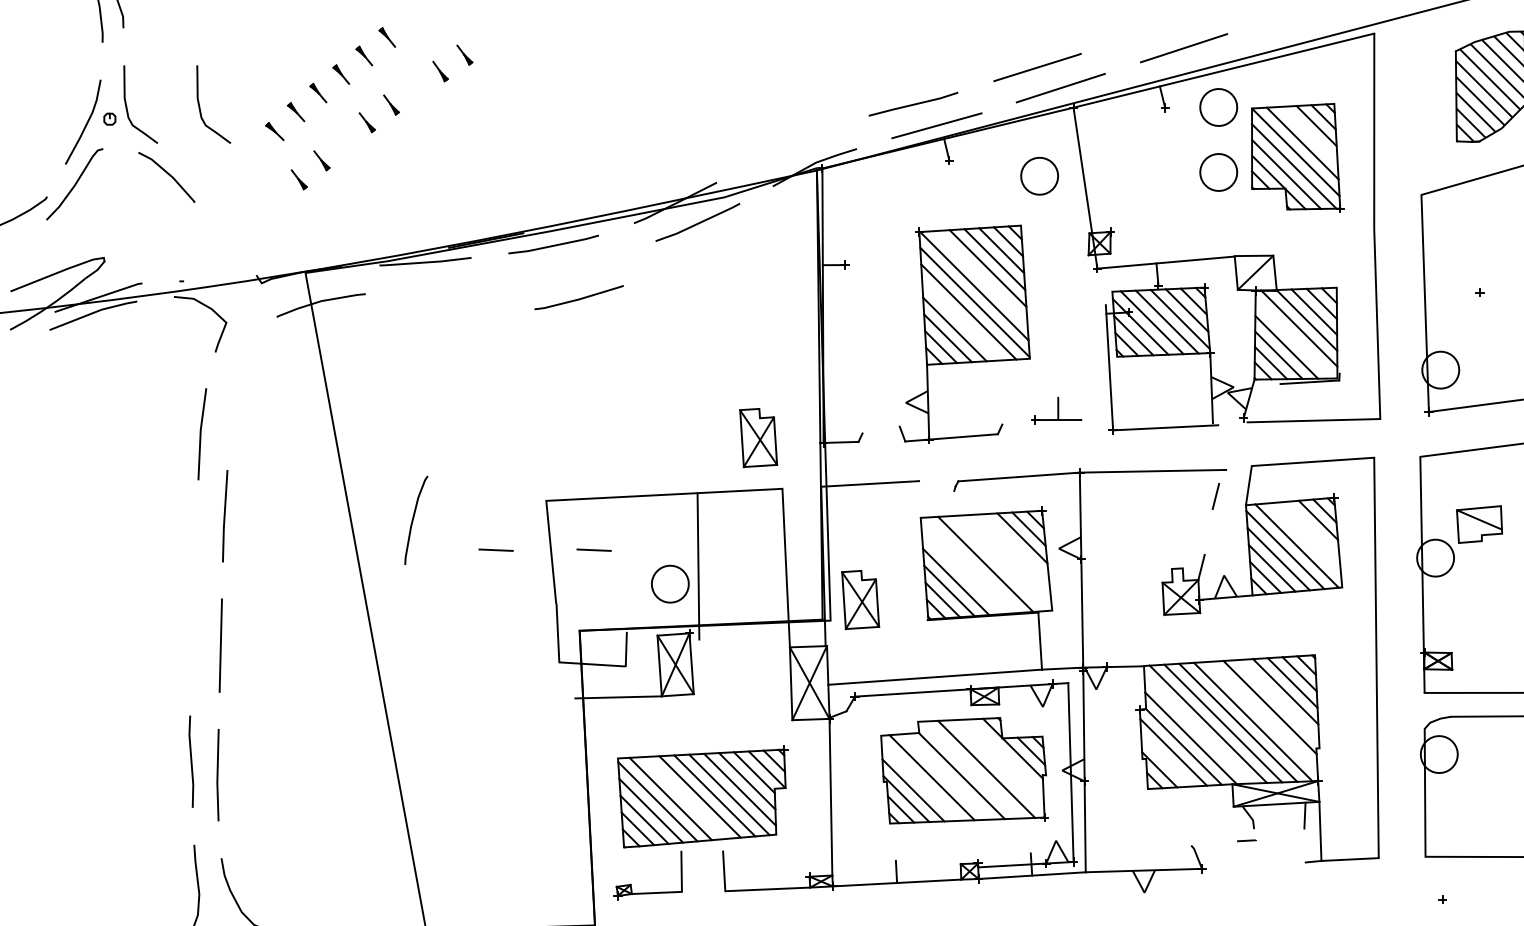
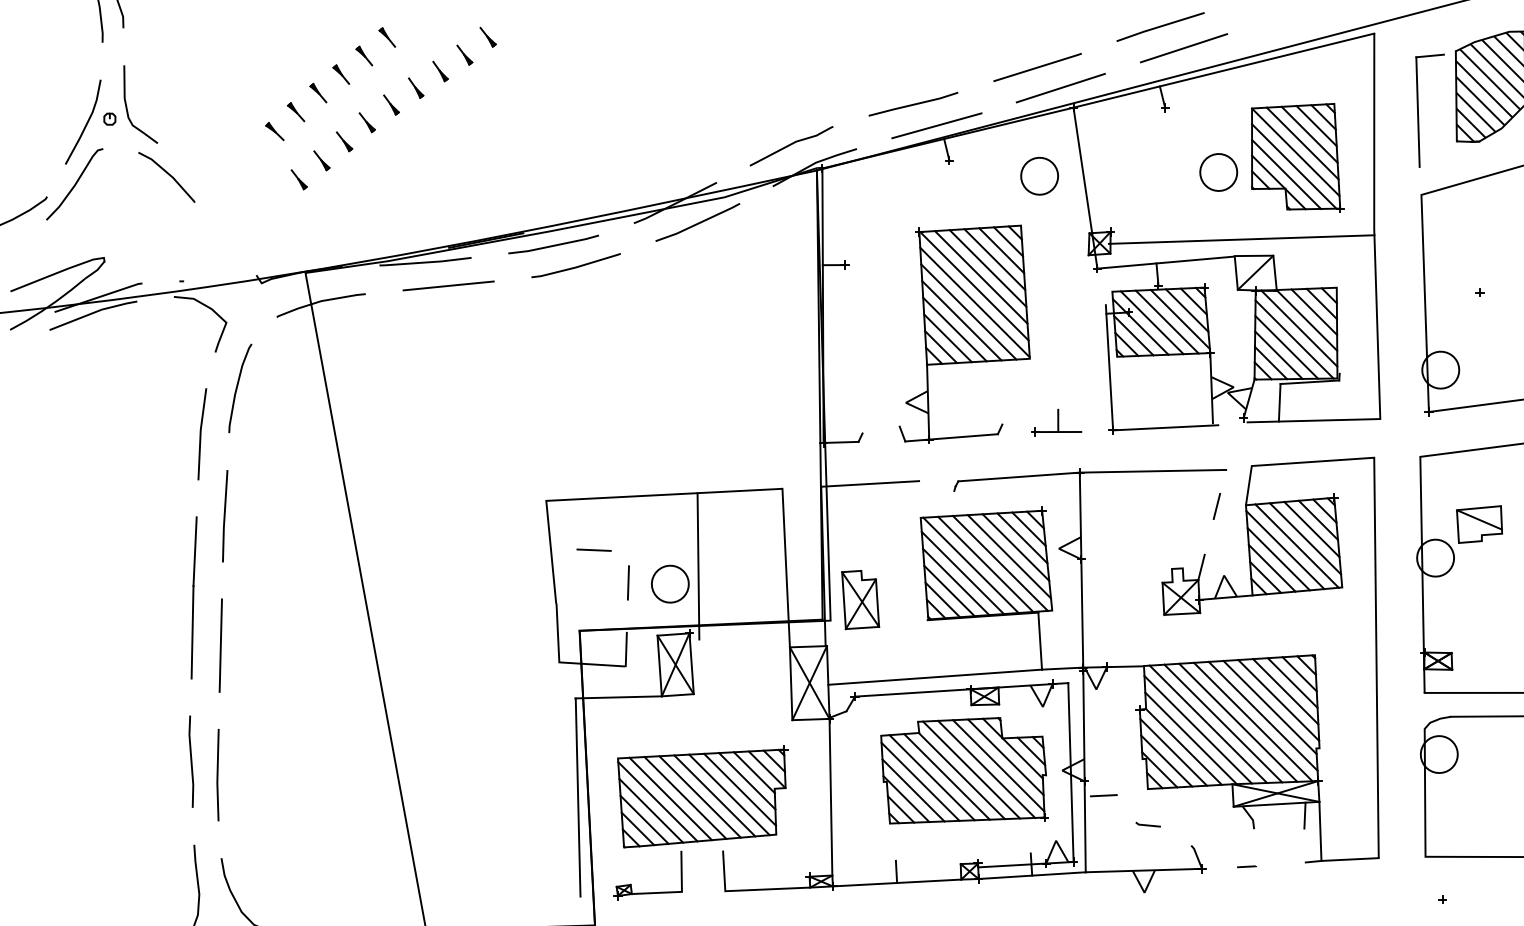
line: none -> present (1160, 26)
part: none -> present (487, 36)
part: none -> present (416, 87)
curve: present -> none (200, 106)
part: present -> none (1218, 107)
part: none -> present (1418, 110)
line: none -> present (1309, 134)
part: none -> present (344, 141)
curve: none -> present (791, 145)
line: none -> present (1241, 239)
line: none -> present (980, 277)
line: none -> present (448, 285)
line position: (578, 298) -> (575, 266) (575, 266)
line: none -> present (961, 320)
line: none -> present (1294, 339)
line: none -> present (1279, 402)
part position: (1056, 410) -> (1056, 422) (1056, 422)
part: present -> none (758, 438)
line position: (1215, 495) -> (1216, 505) (1216, 505)
curve position: (414, 518) -> (238, 386) (238, 386)
line: none -> present (1311, 529)
line: none -> present (1305, 538)
line: none -> present (1015, 547)
line: present -> none (495, 549)
line: none -> present (1009, 556)
line: none -> present (1000, 562)
line: none -> present (970, 565)
line: none -> present (962, 572)
line: none -> present (628, 582)
line: none -> present (193, 597)
line: none -> present (1278, 700)
line: none -> present (1262, 715)
line: none -> present (1197, 729)
line: none -> present (1005, 757)
line: none -> present (1166, 760)
line: none -> present (998, 765)
line: none -> present (971, 769)
line: none -> present (946, 776)
line: none -> present (920, 781)
line: none -> present (1103, 795)
line: none -> present (577, 797)
line: none -> present (685, 797)
line: none -> present (1147, 824)
line position: (1246, 840) -> (1246, 866) (1246, 866)
